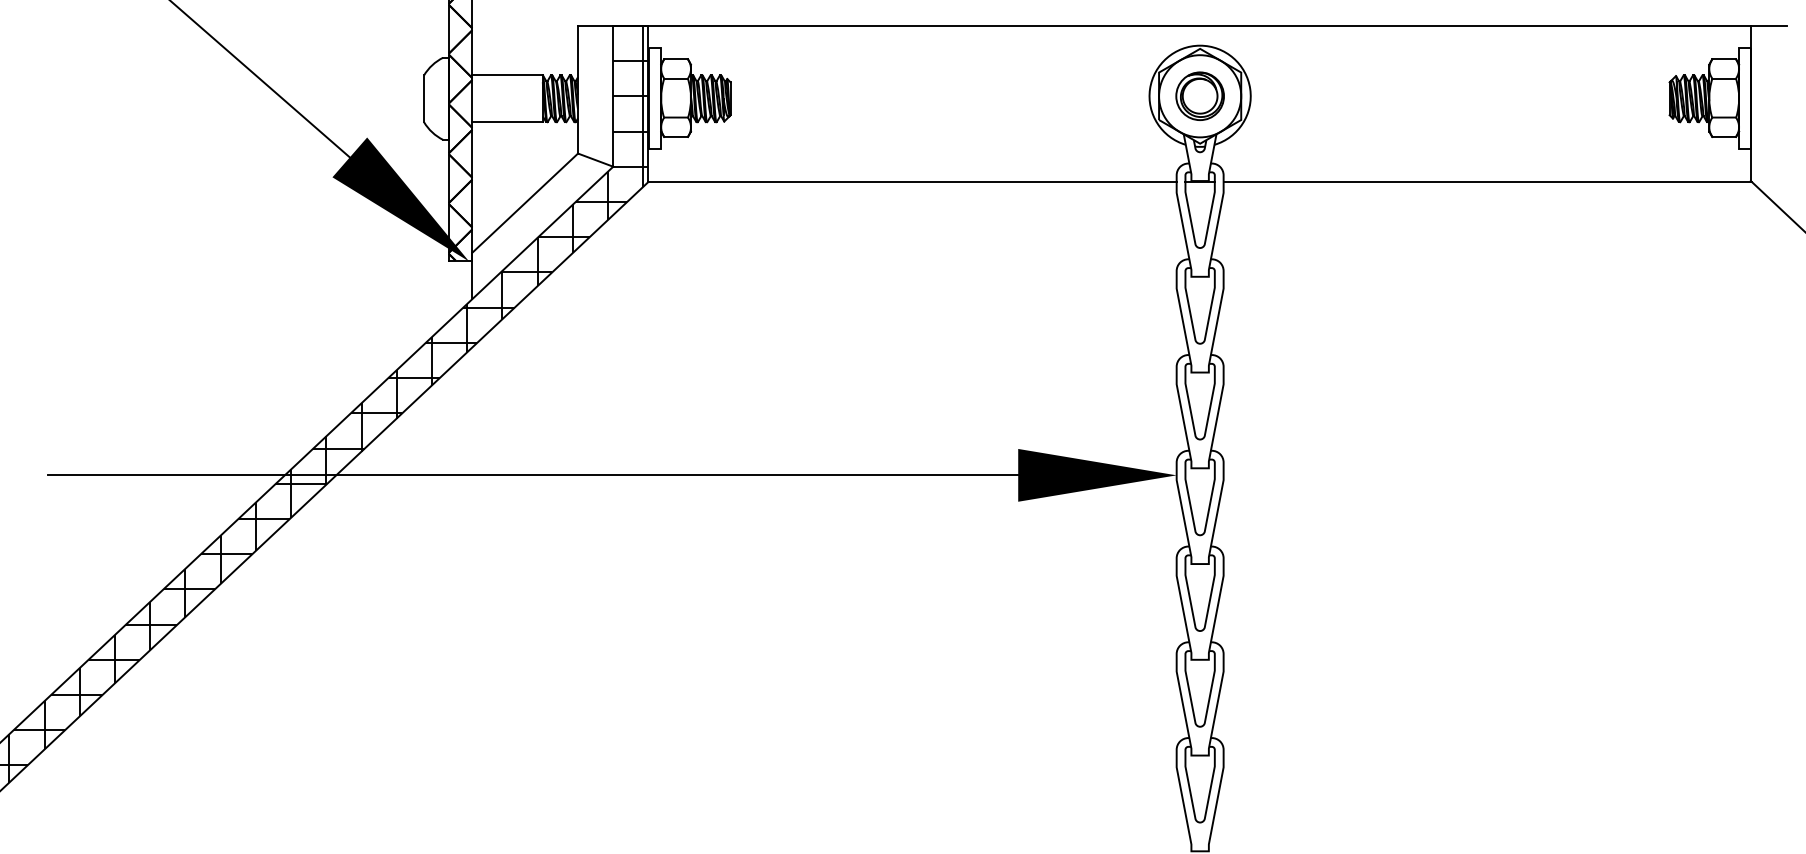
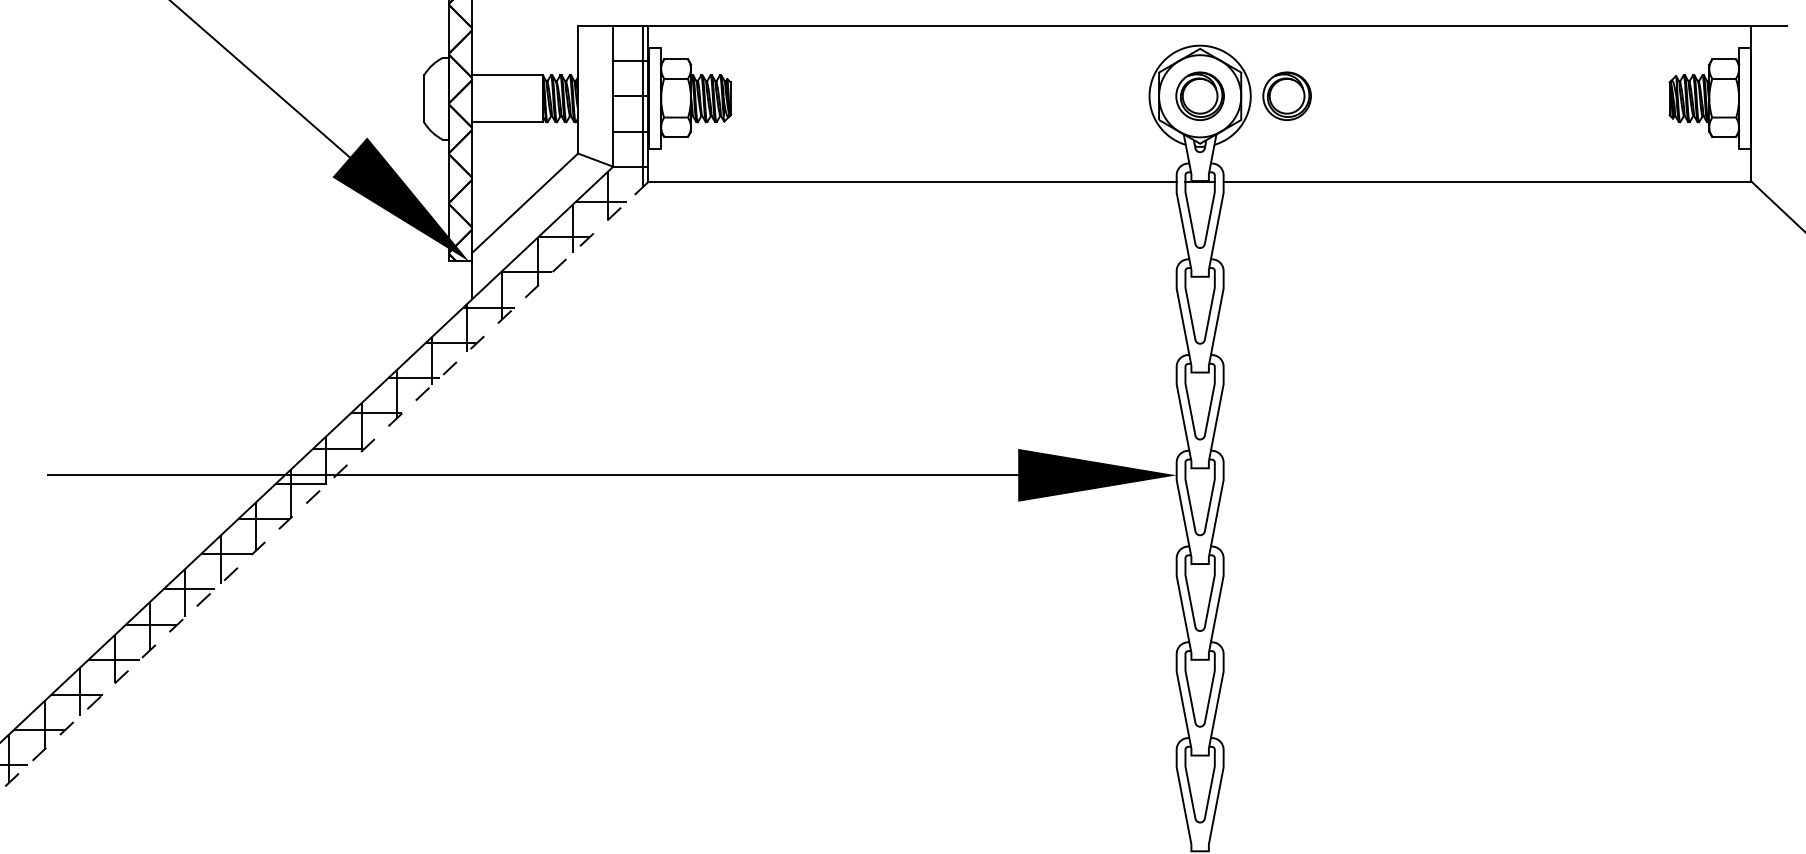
part: none -> present (1286, 95)
line: solid -> dashed (324, 486)
